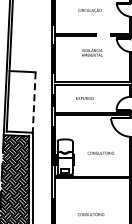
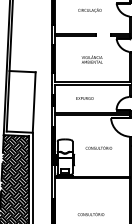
text position: (91, 52) -> (91, 59) (91, 59)
line: dashed -> solid (34, 103)
text position: (100, 152) -> (98, 147) (98, 147)
